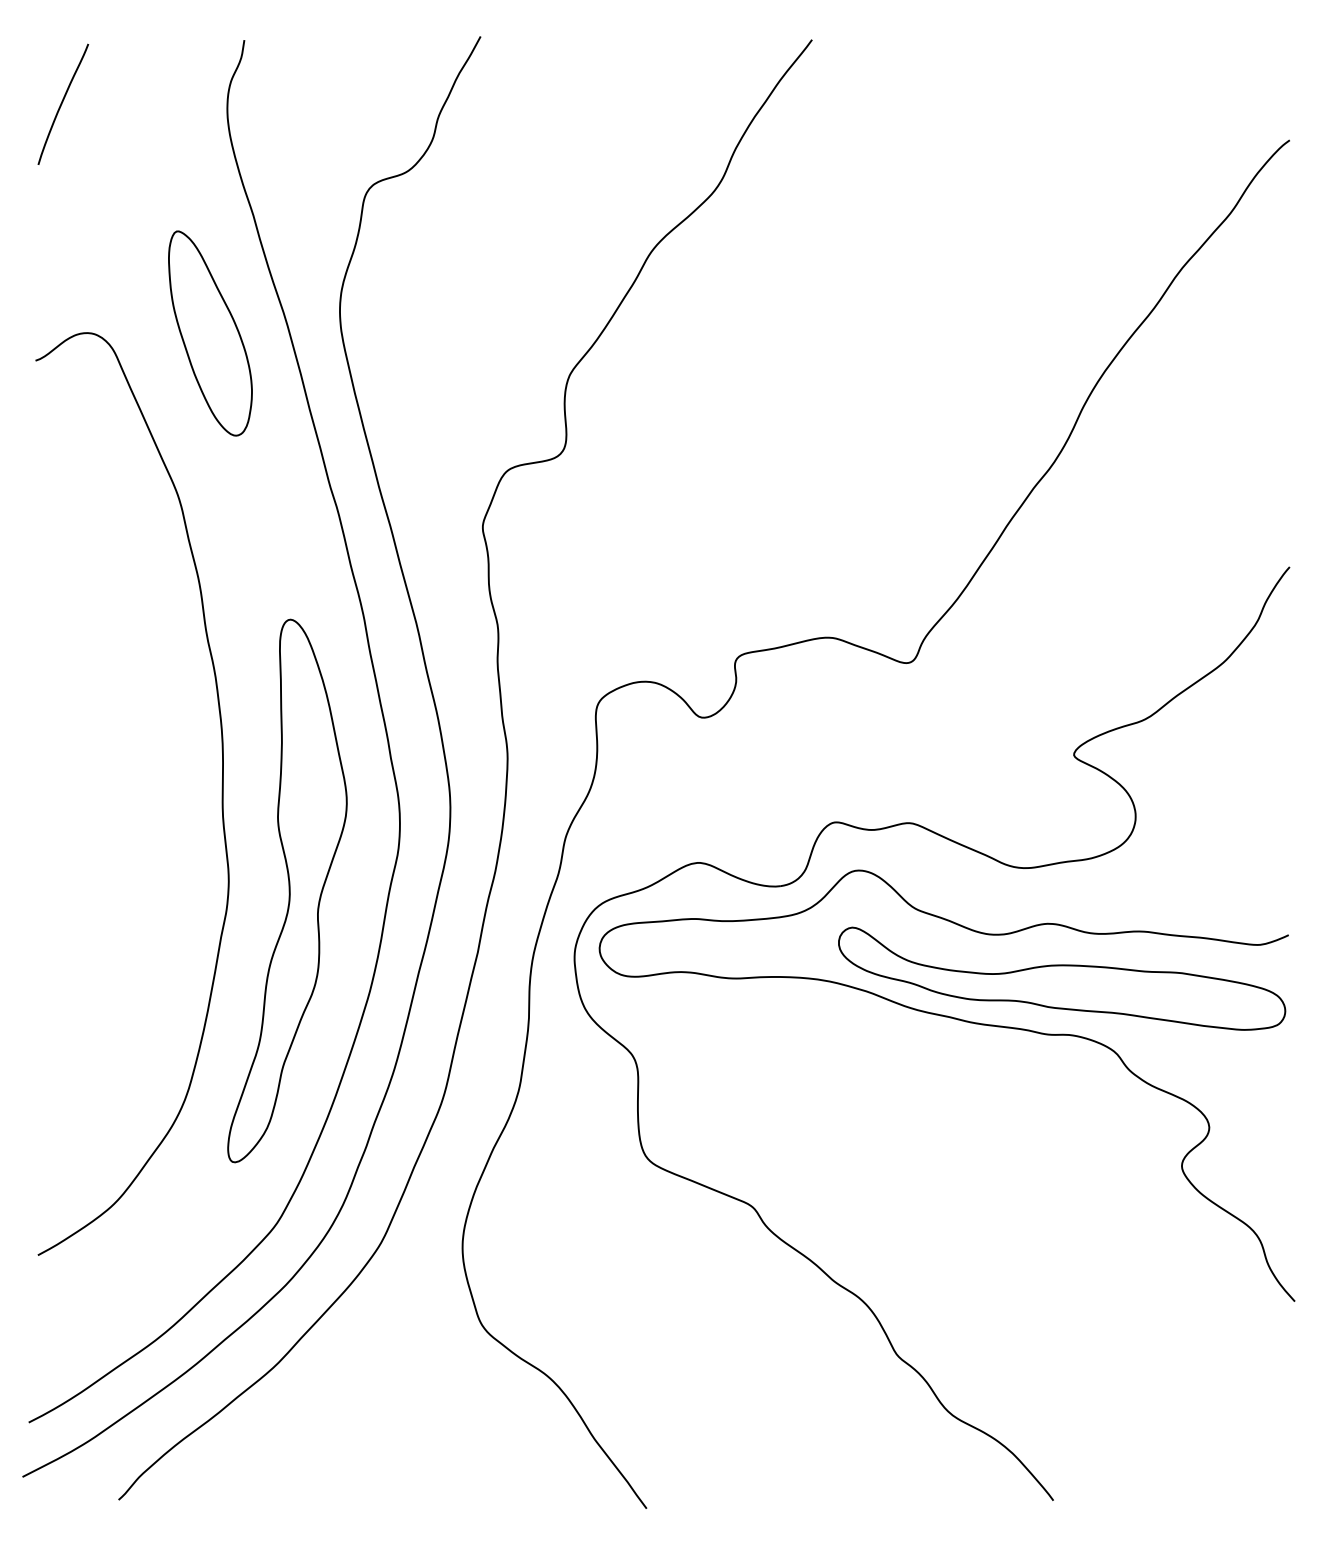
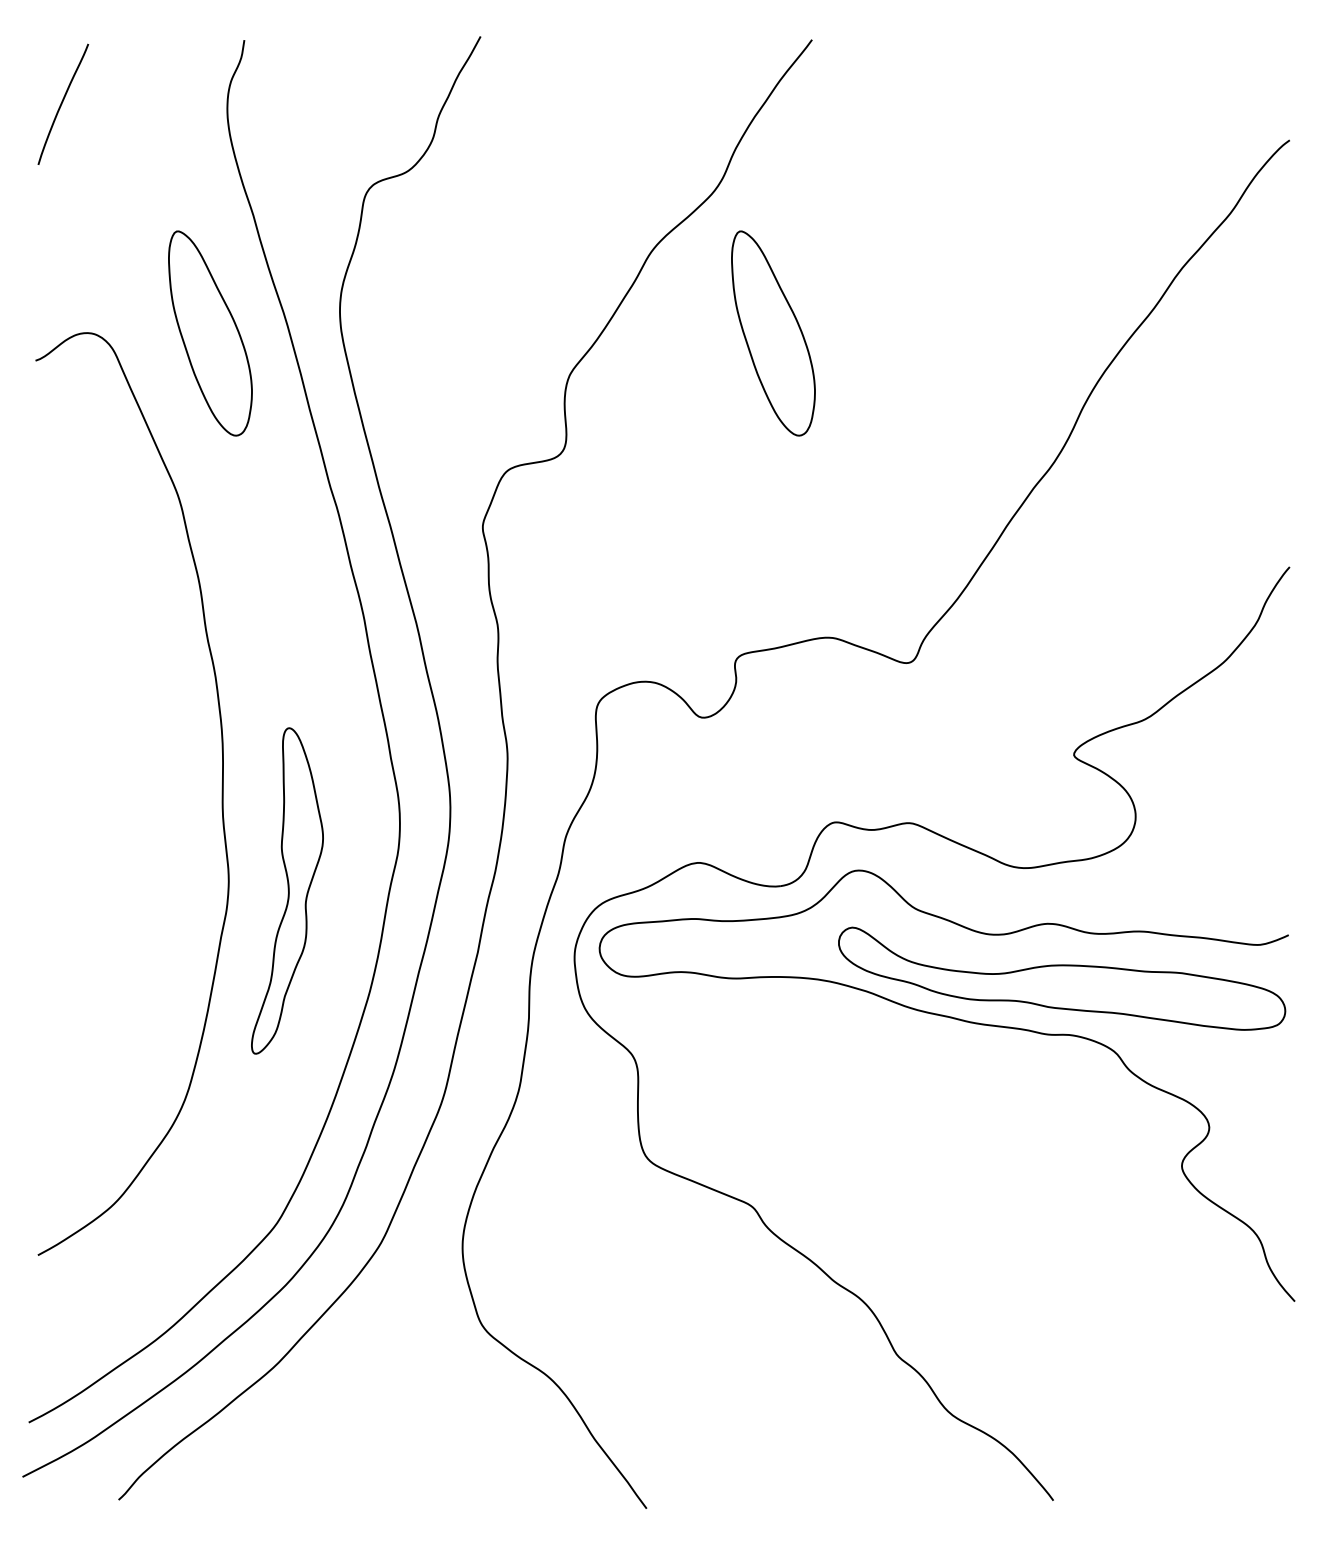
part: none -> present (773, 333)
part size: 121x546 px -> 73x328 px (287, 890)
